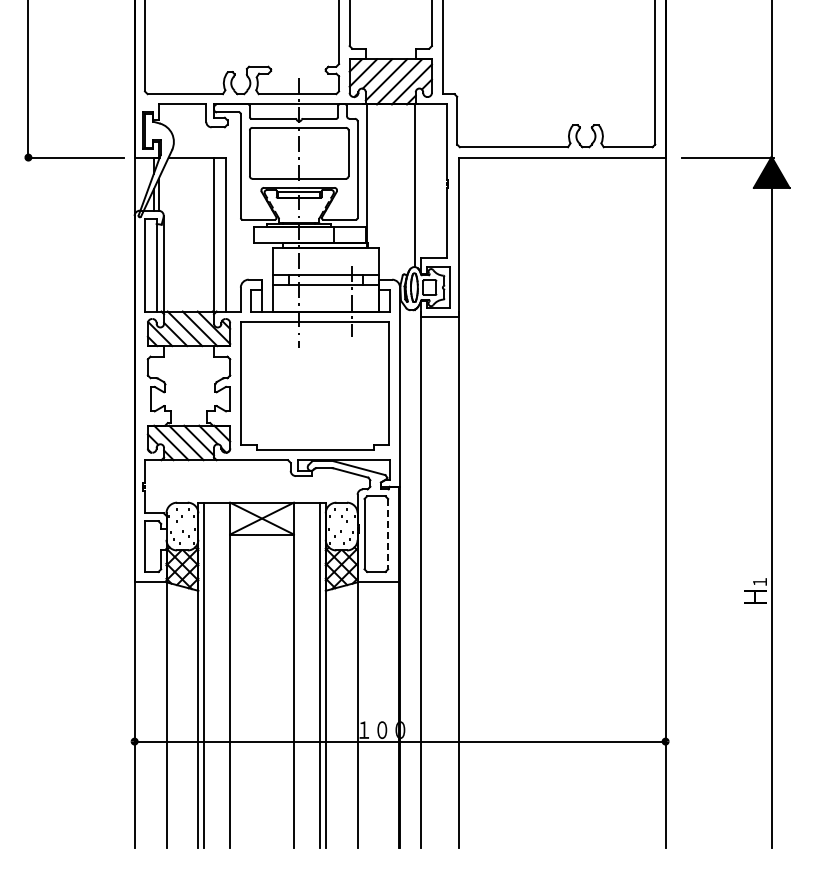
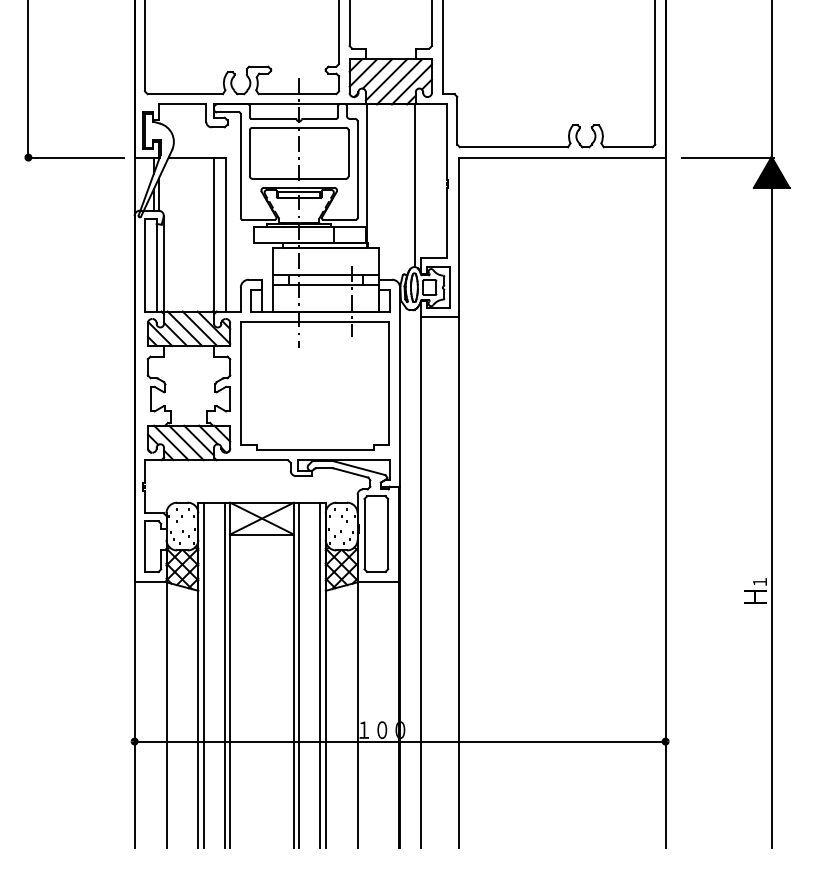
line: dashed -> solid (388, 534)
line: none -> present (224, 674)
line: none -> present (299, 674)
